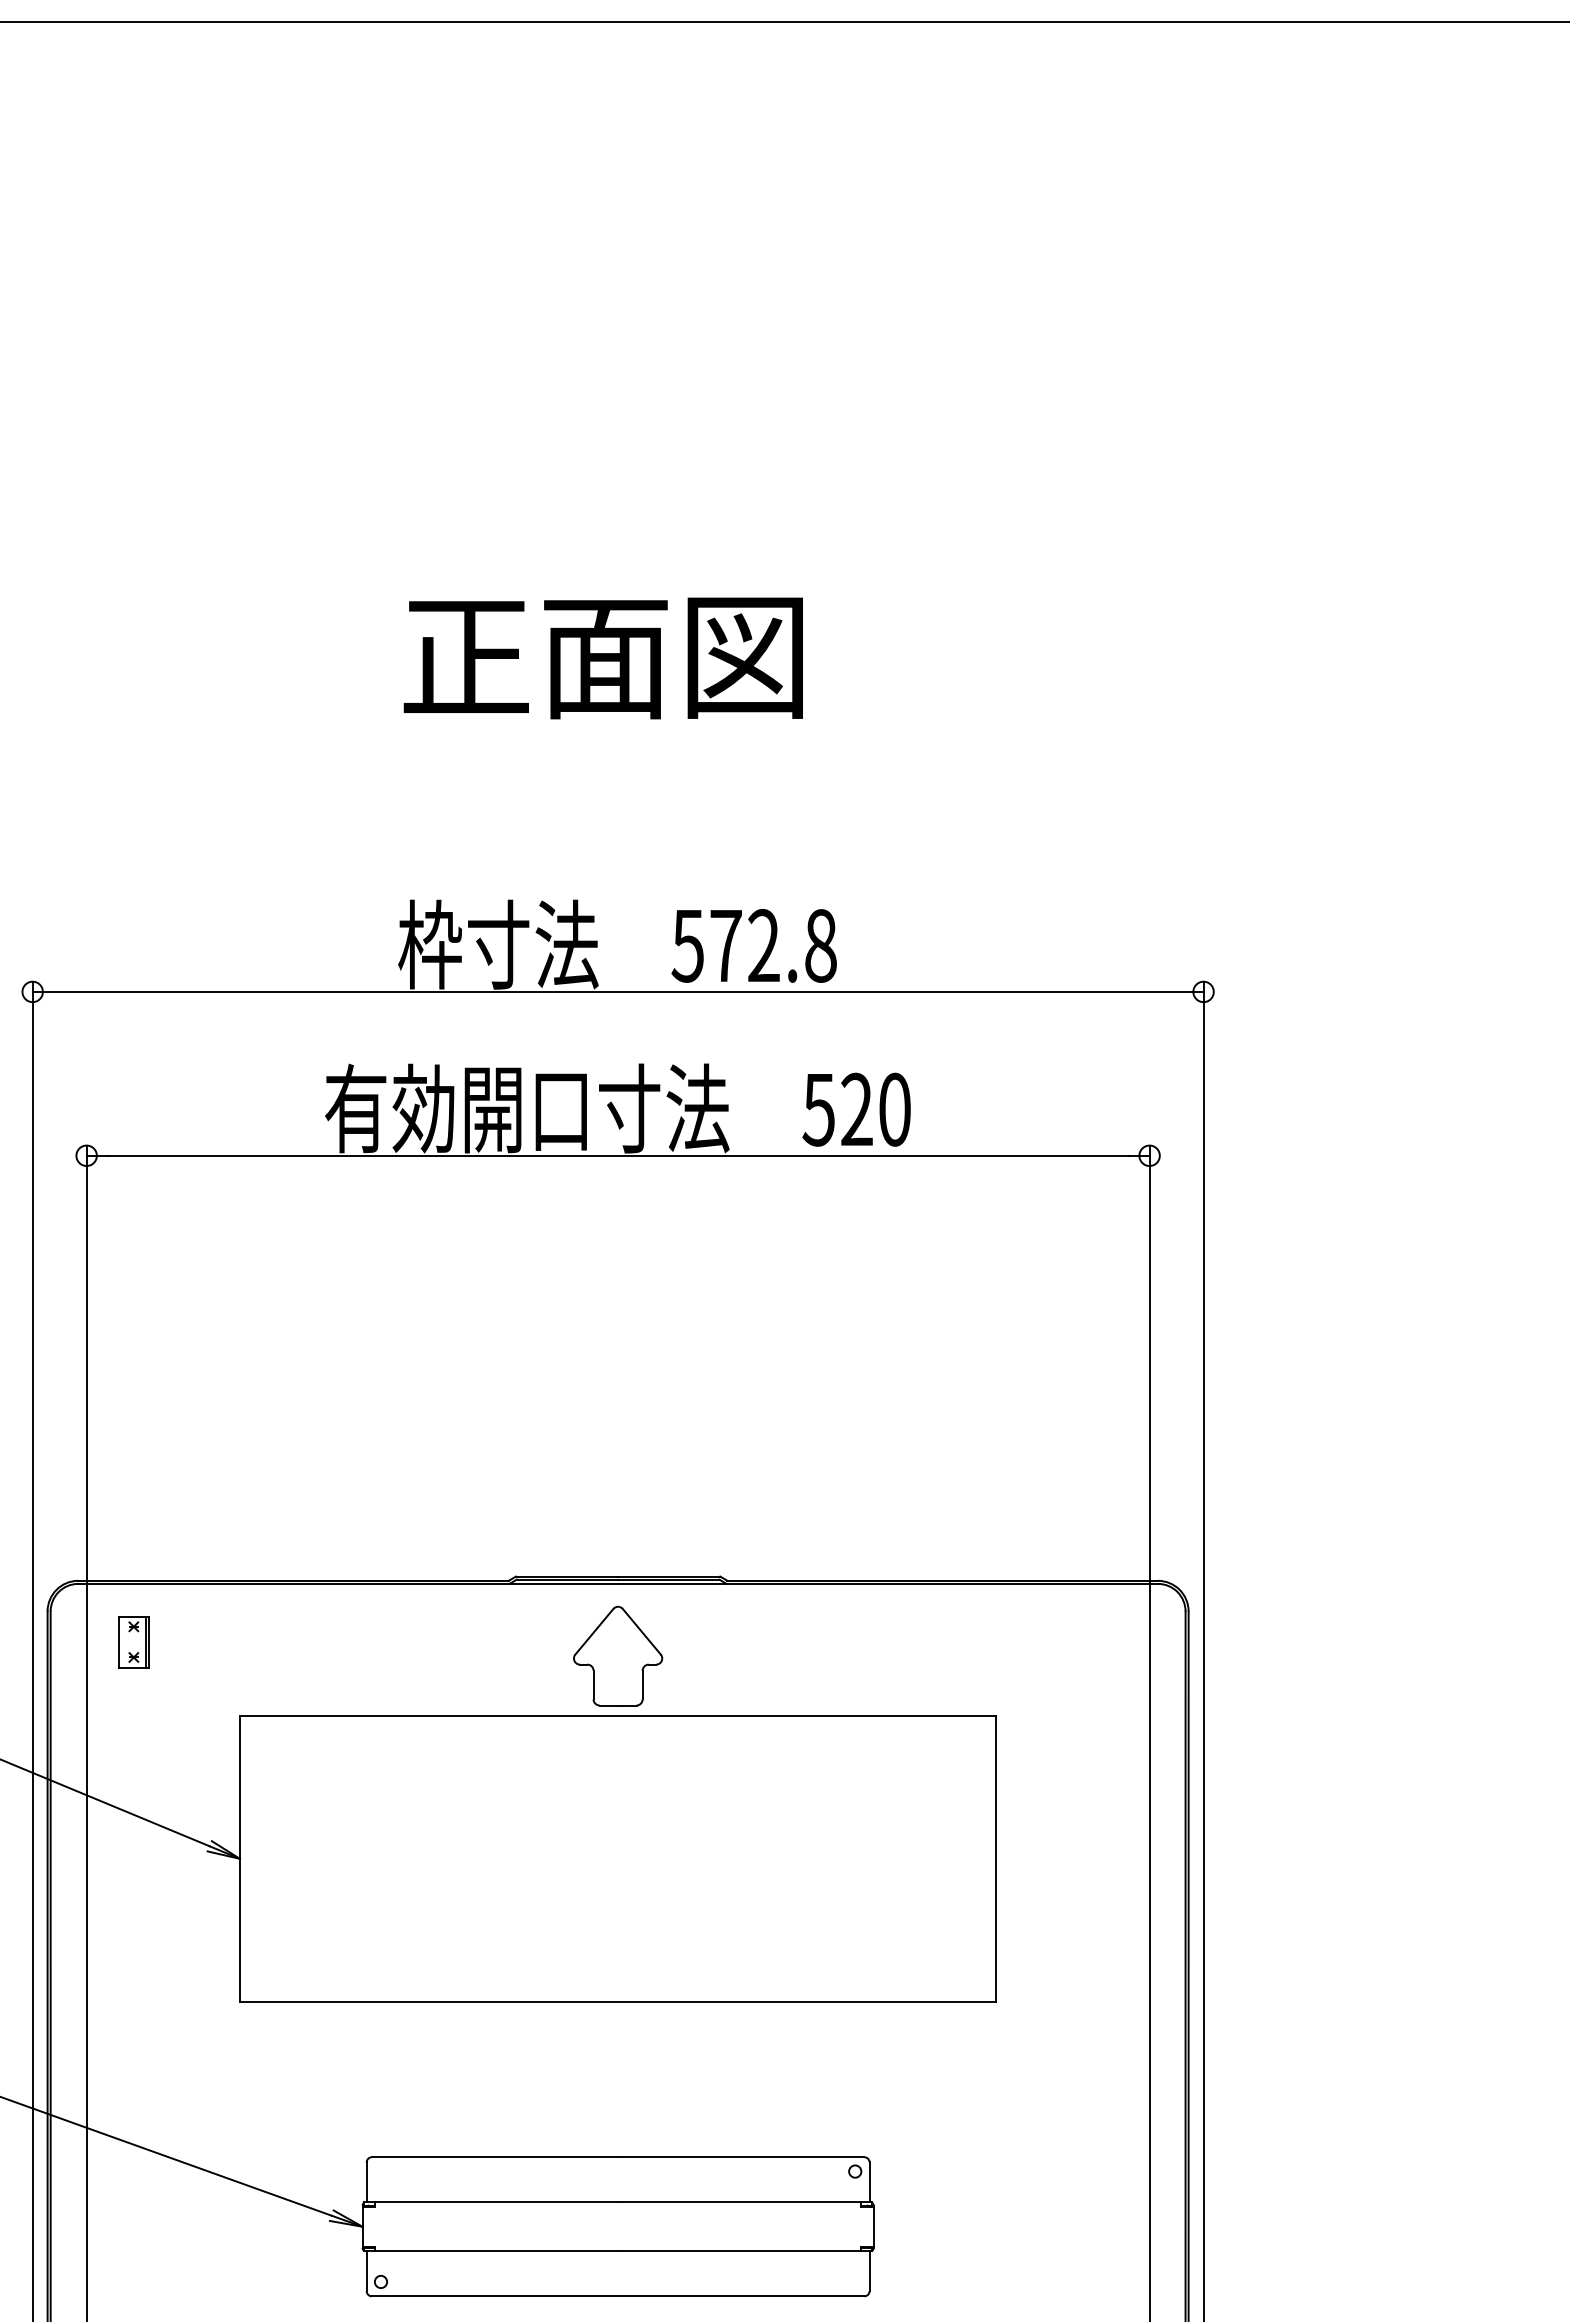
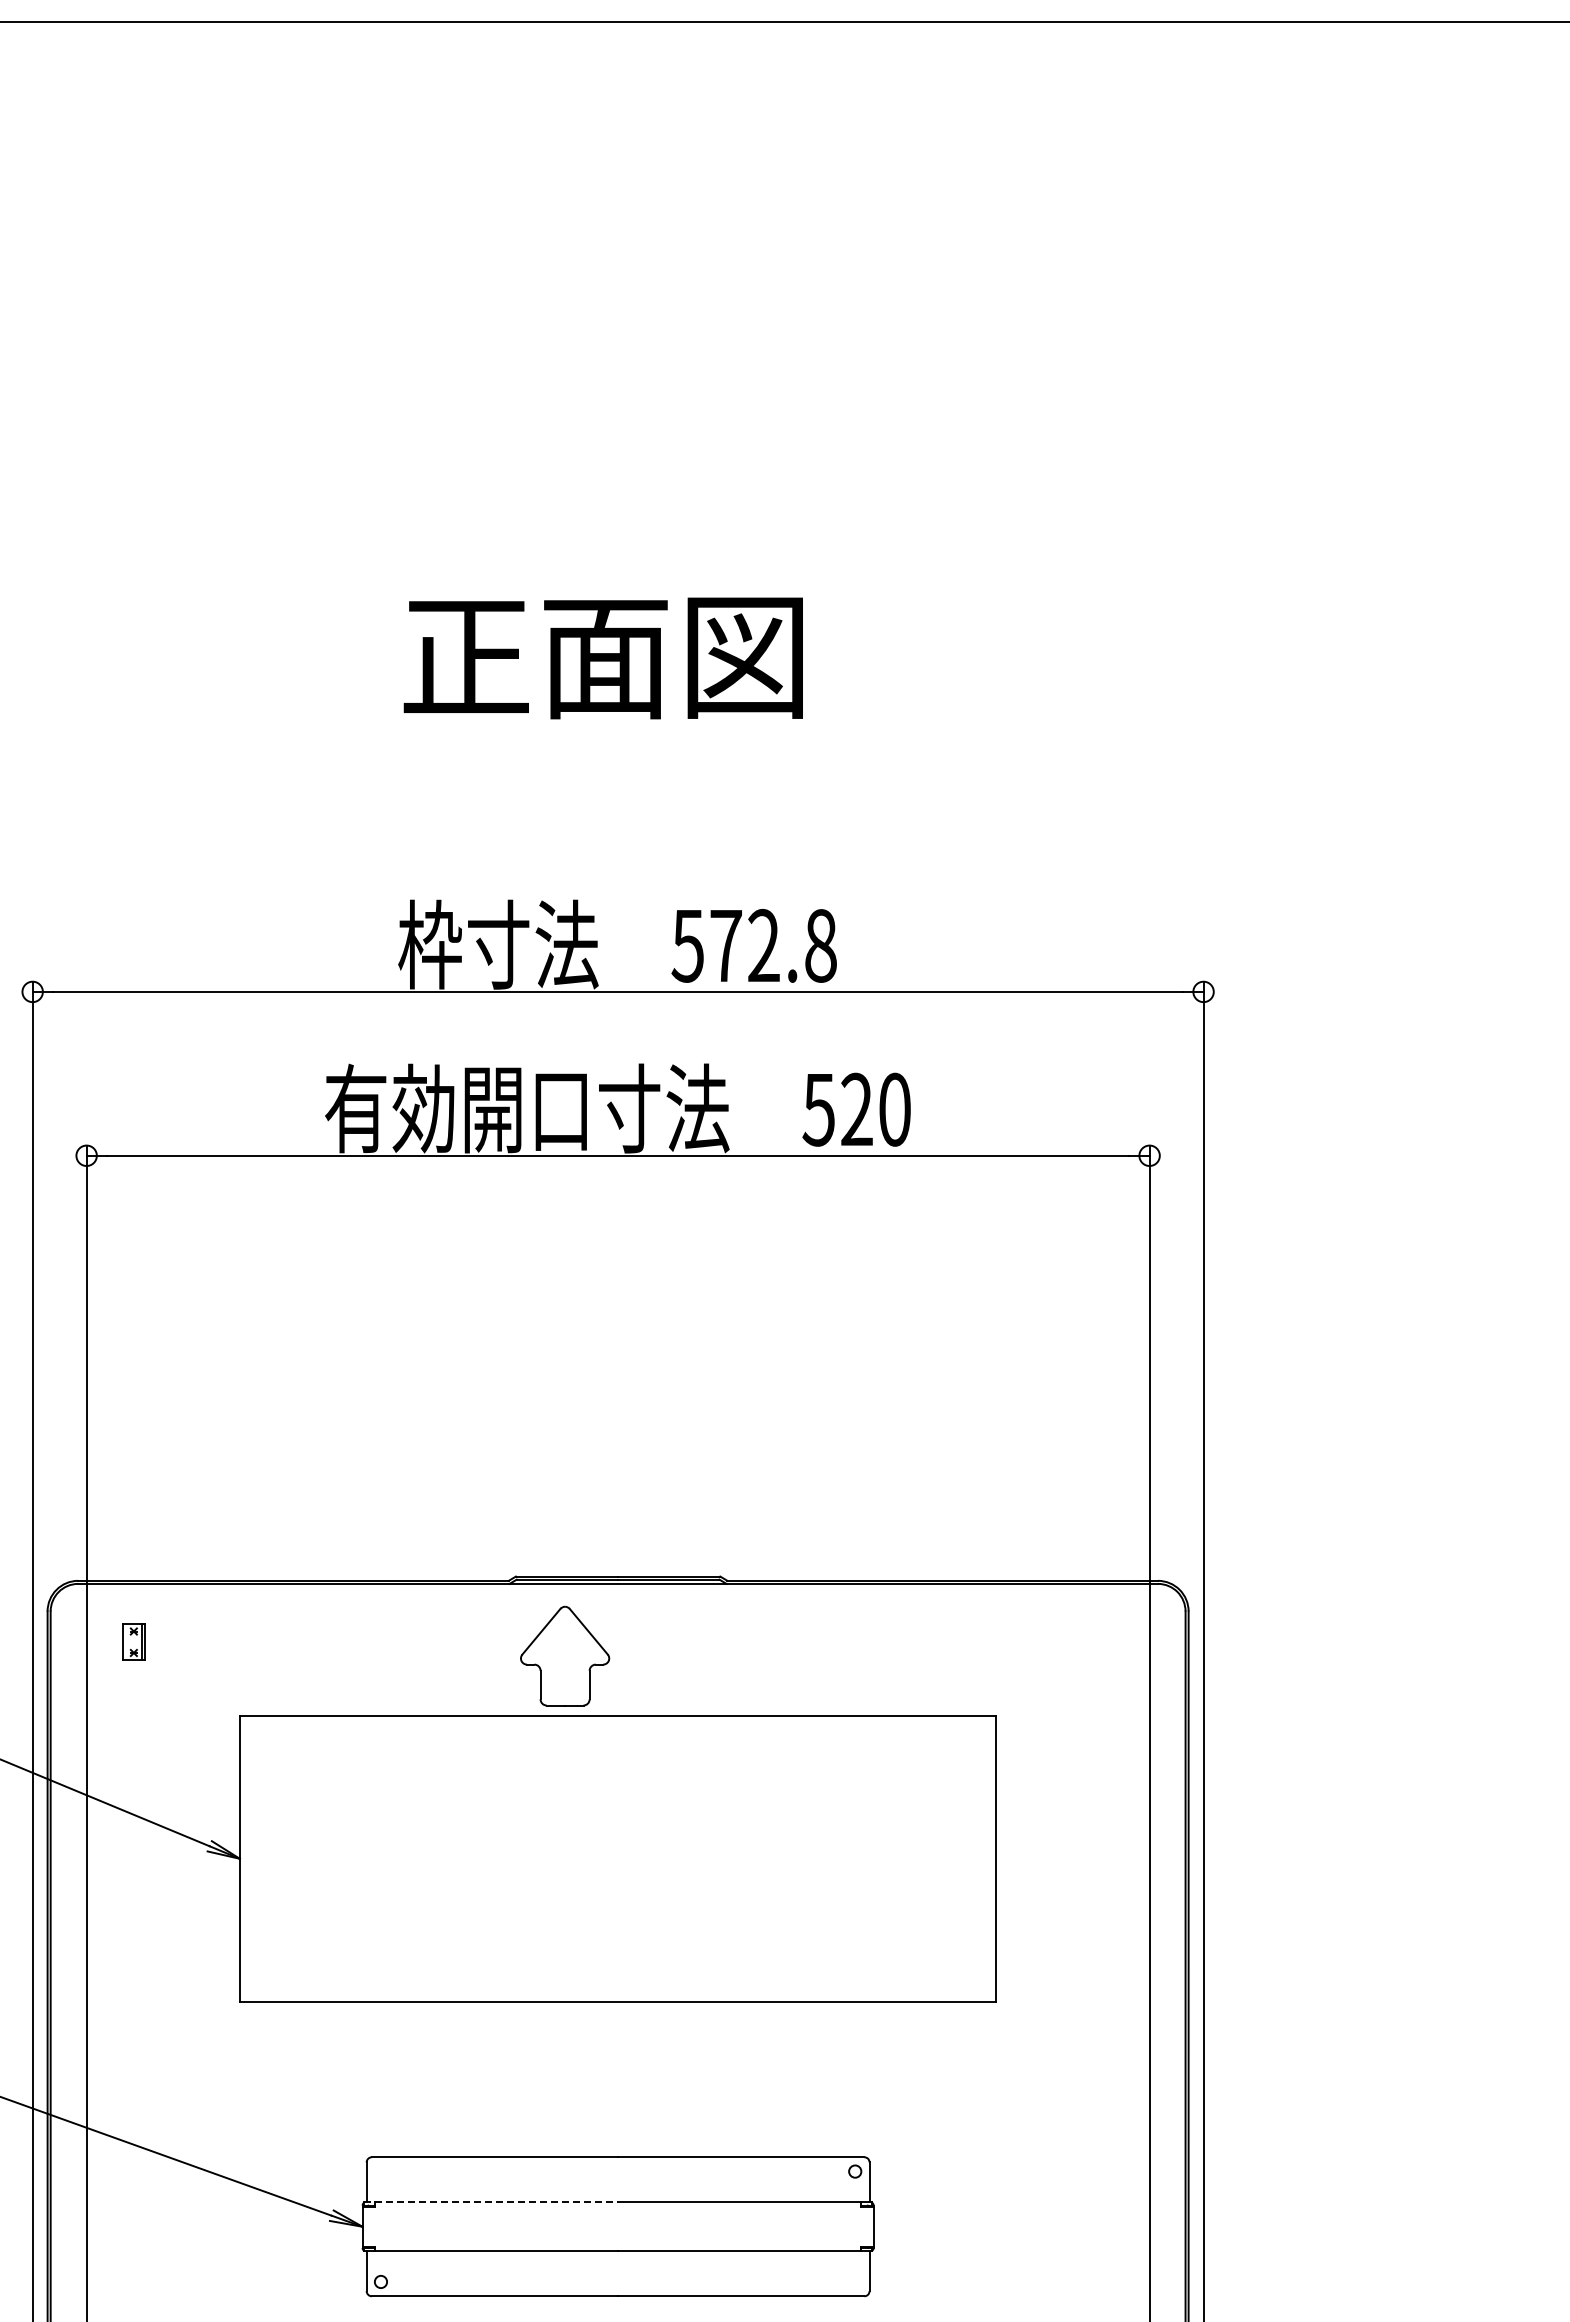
part size: 32x53 px -> 24x38 px (133, 1641)
part position: (618, 1655) -> (565, 1655) (565, 1655)
line: solid -> dashed (491, 2202)
